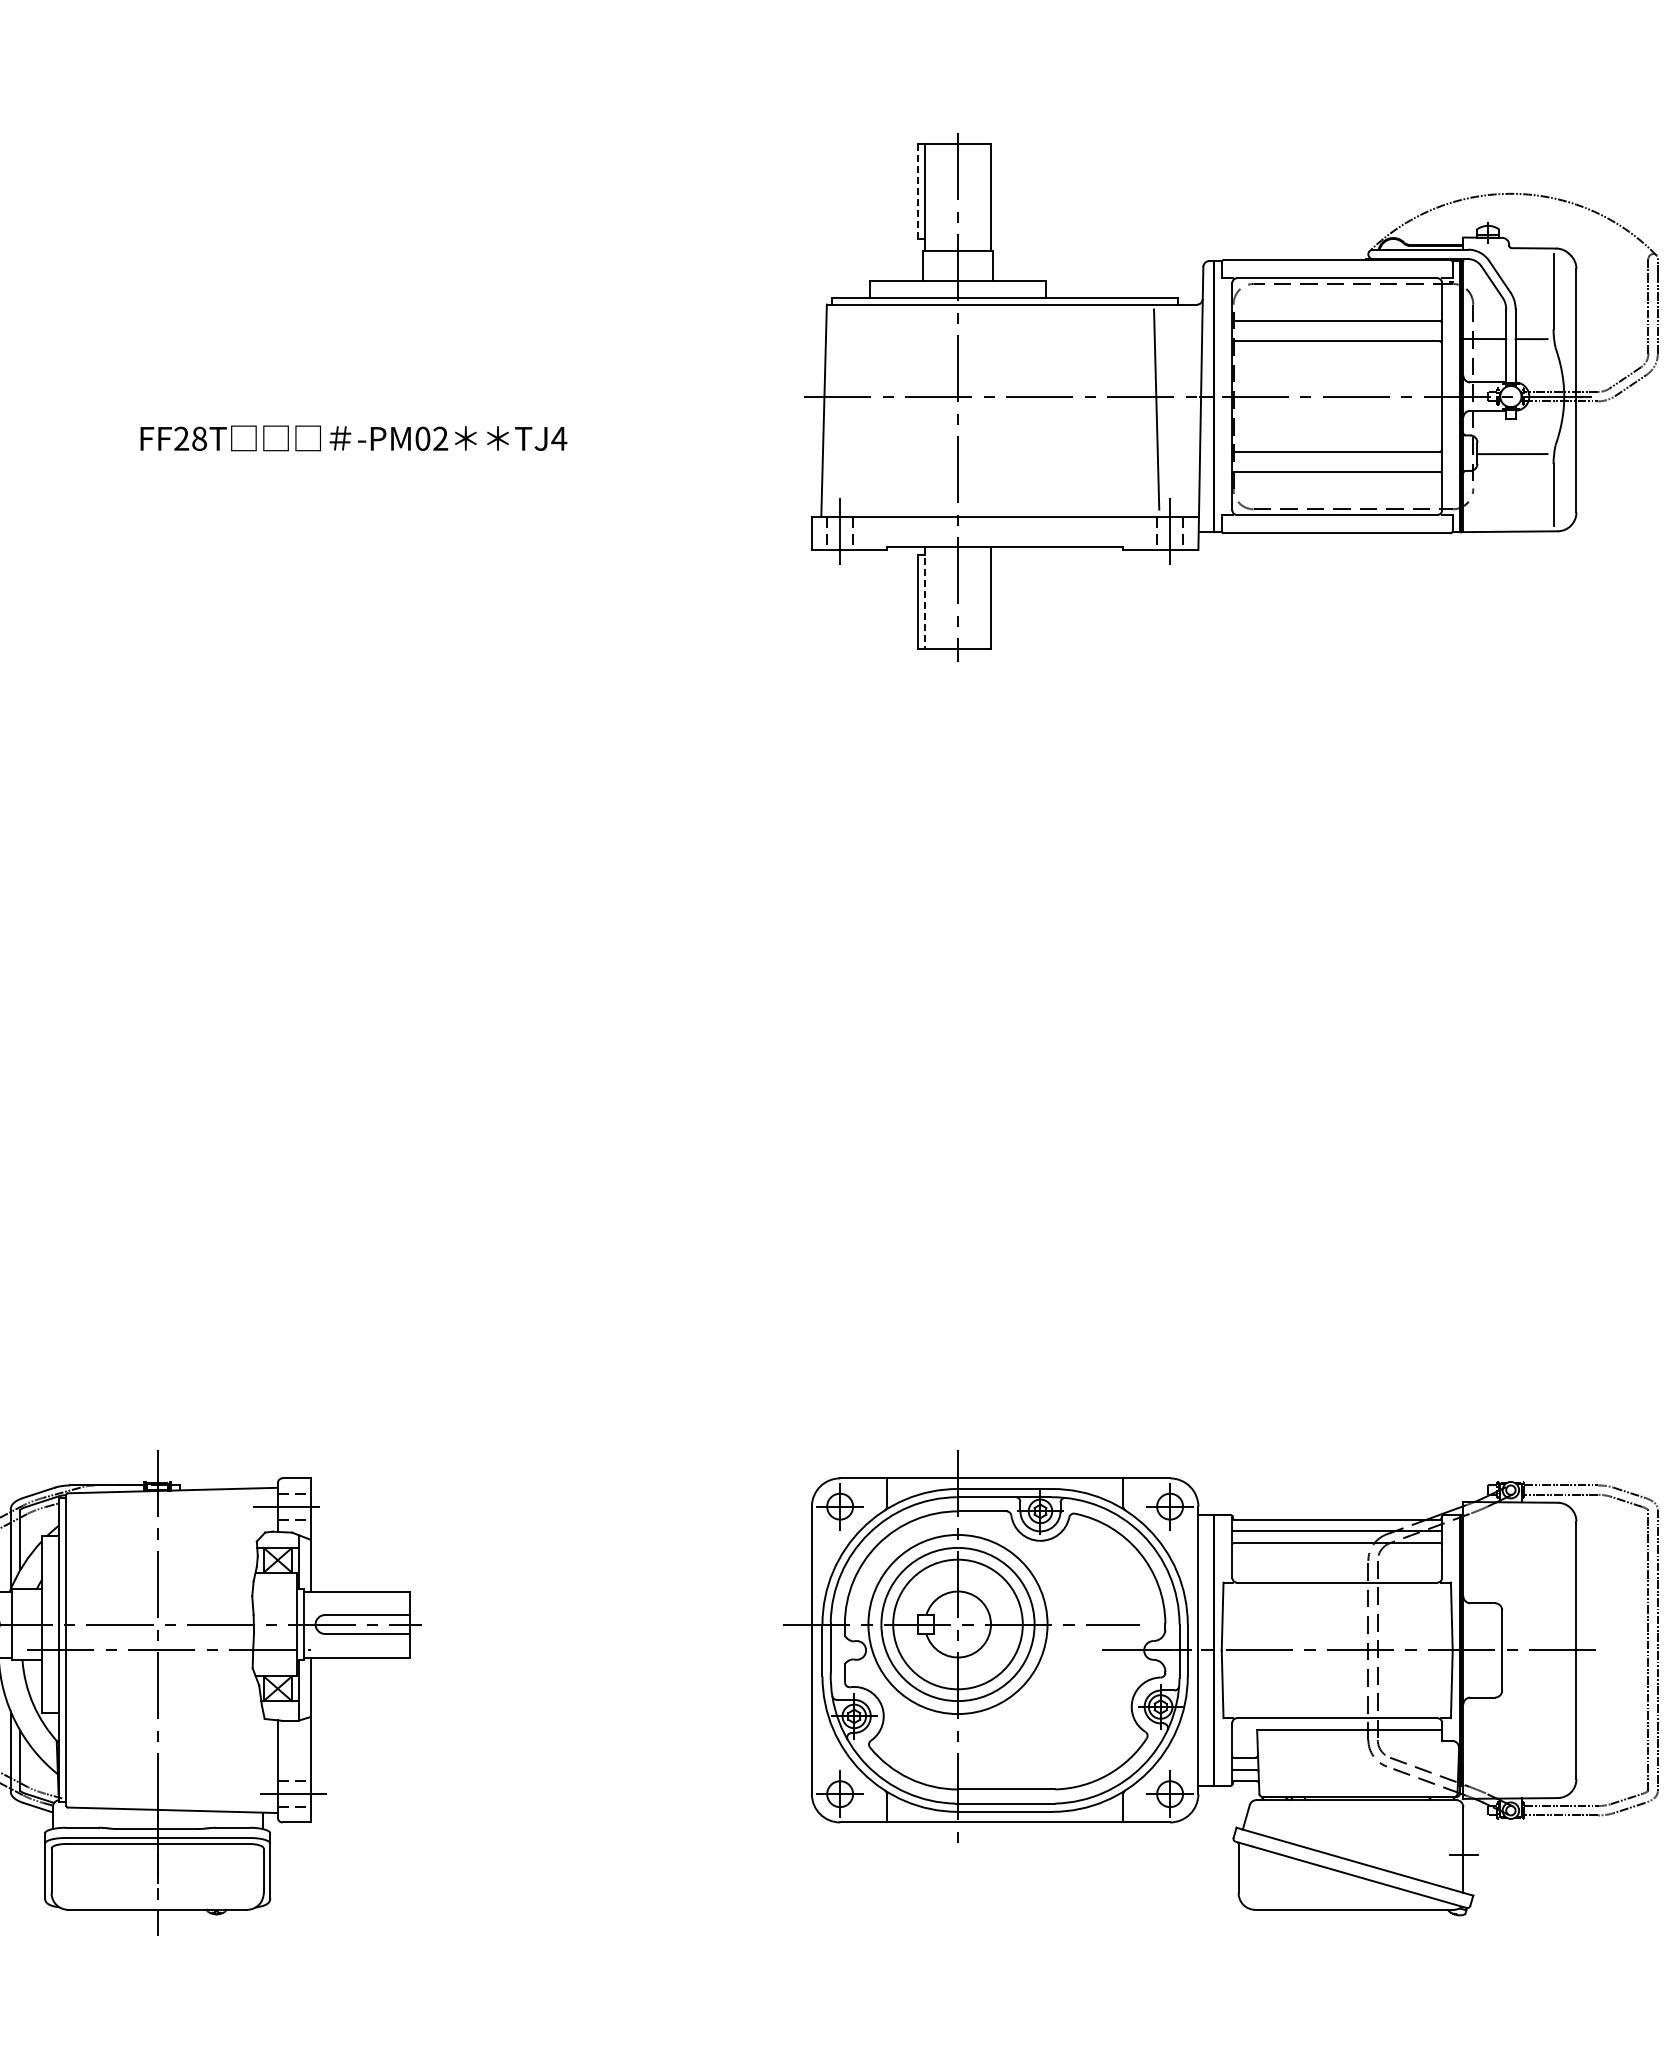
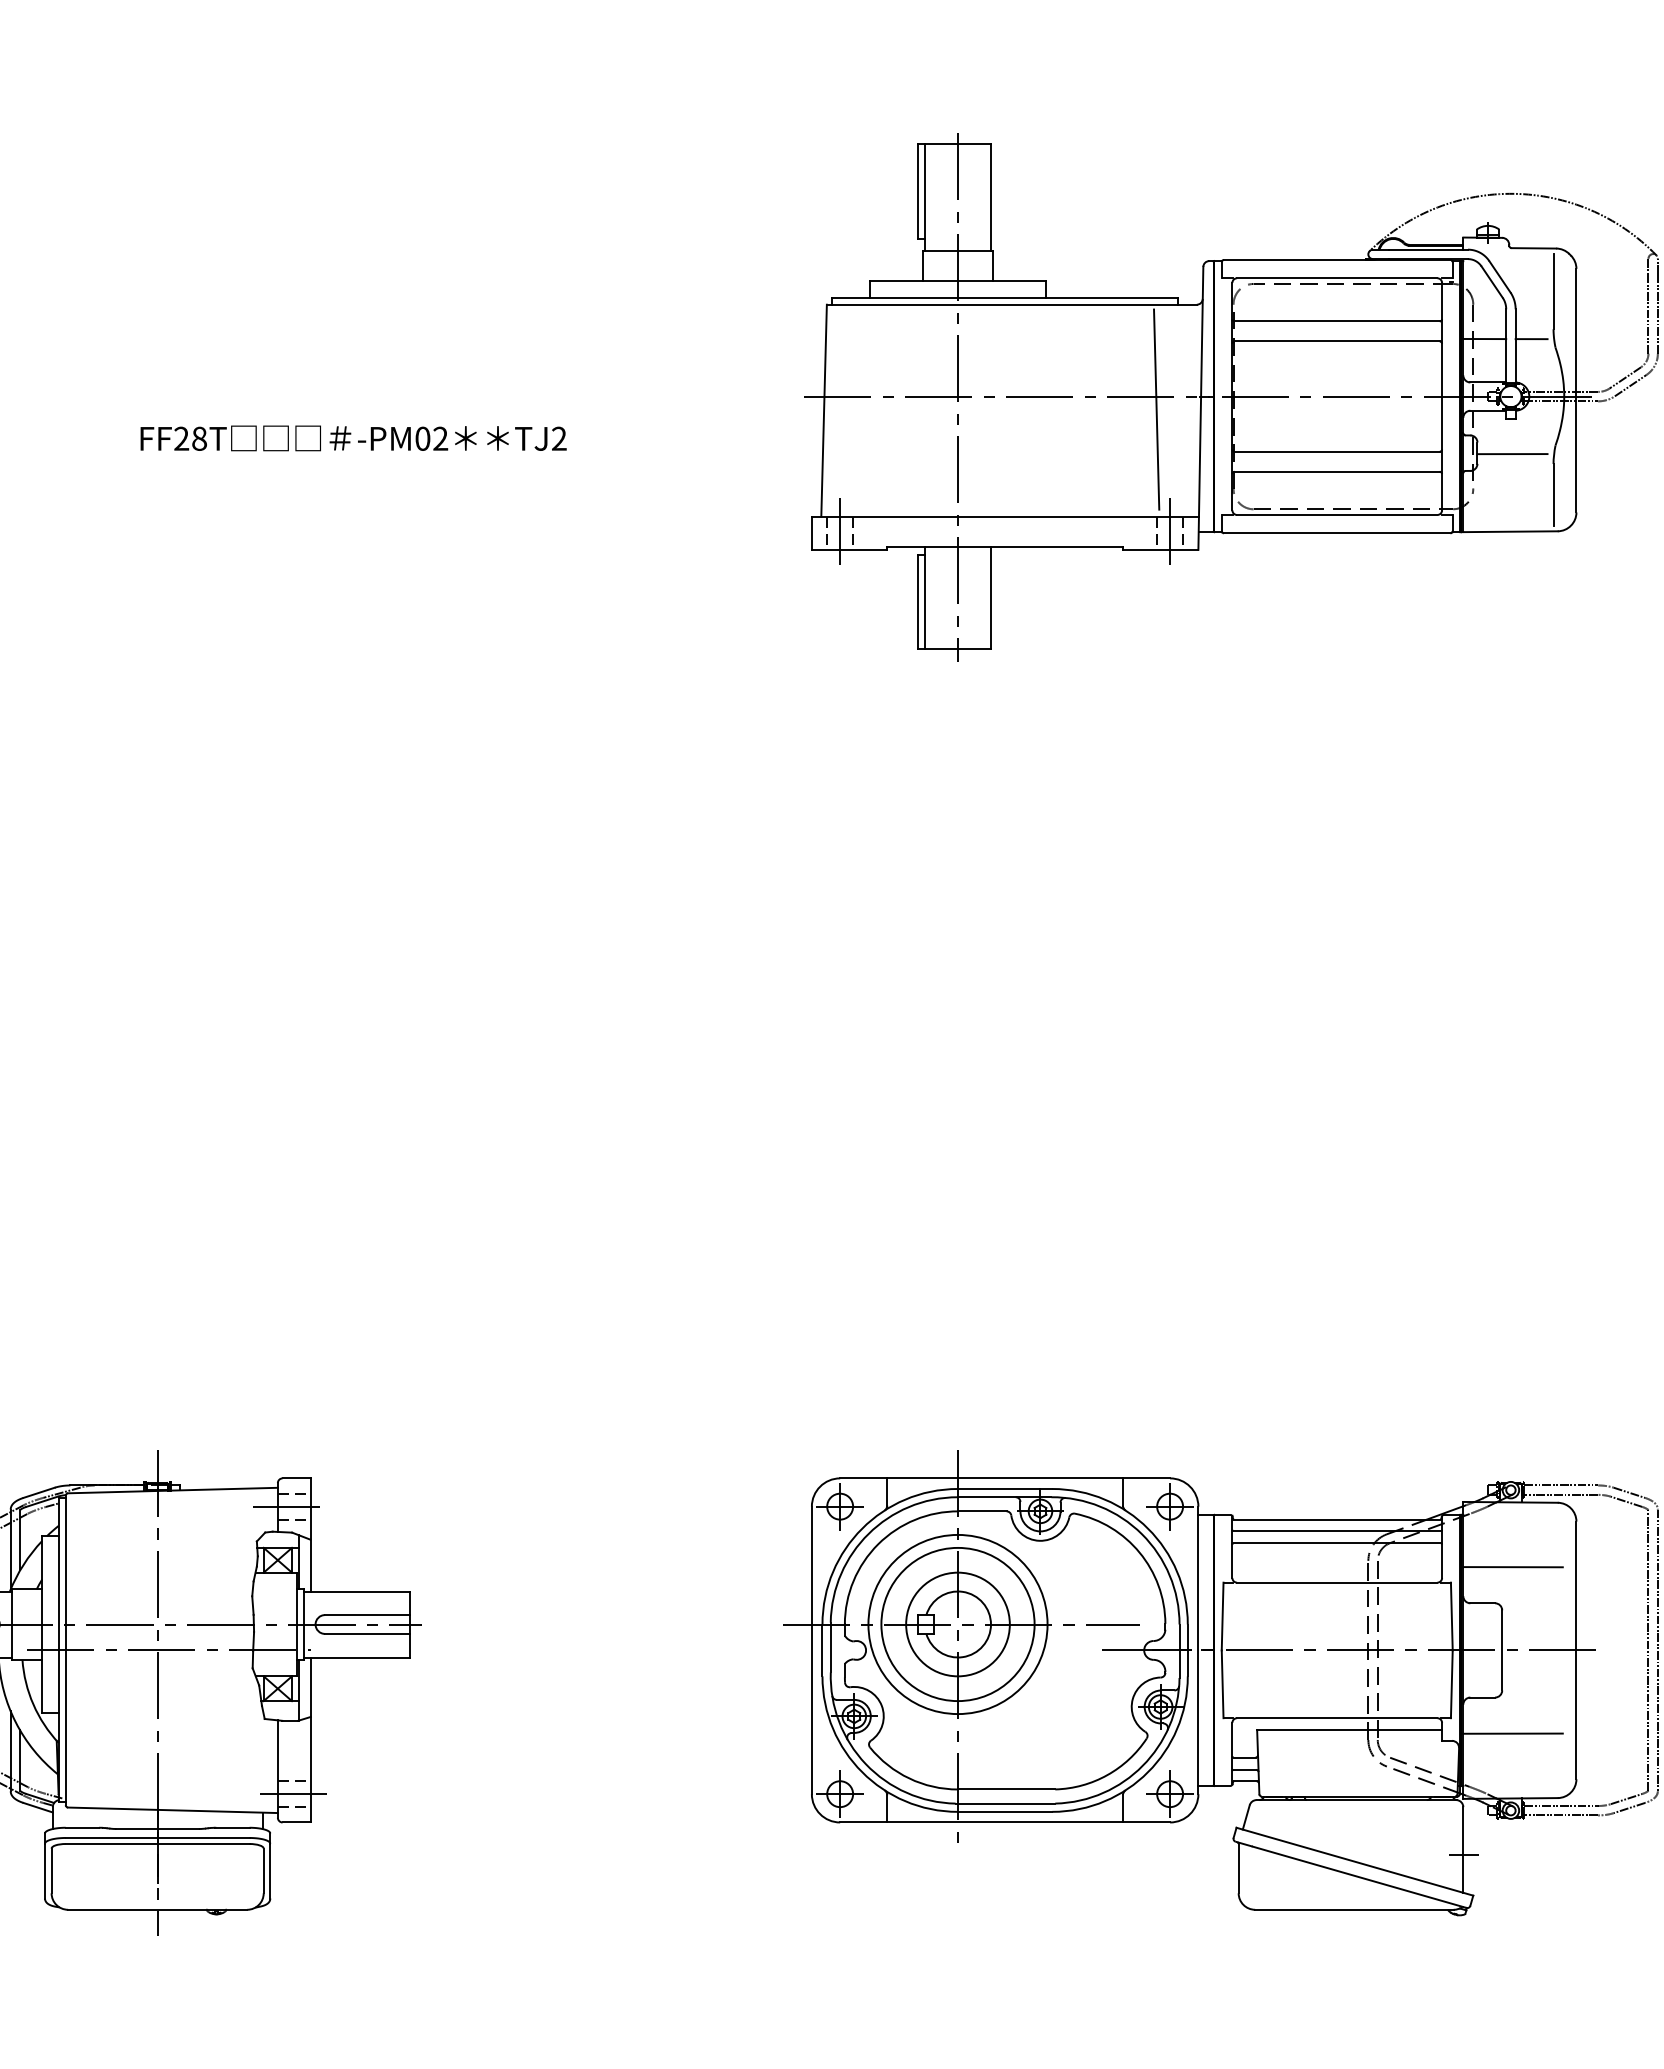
line: dashed -> solid (917, 192)
text: TJ4 -> TJ2 (559, 438)
line: dashed -> solid (925, 598)
line: none -> present (1512, 1567)
circle diameter: 130 px -> 104 px (957, 1624)
line: none -> present (1512, 1733)
